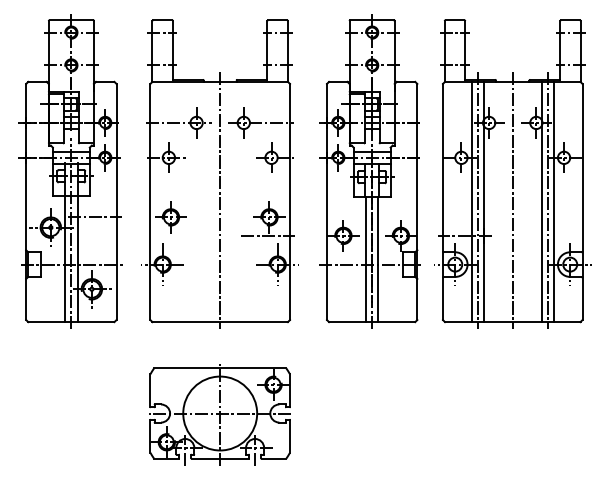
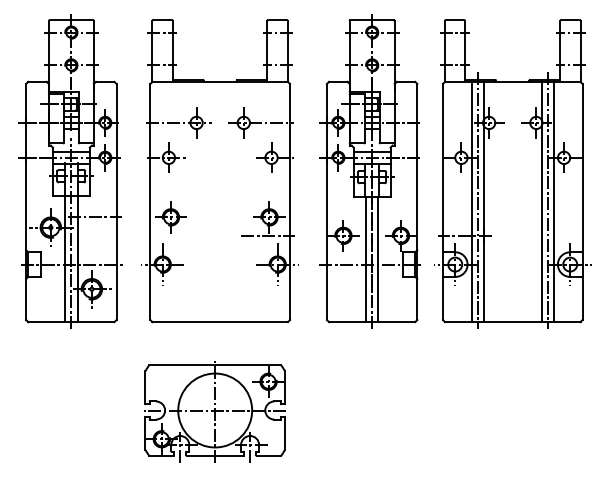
line: present -> none (220, 200)
line: present -> none (512, 200)
part position: (219, 414) -> (214, 411) (214, 411)
